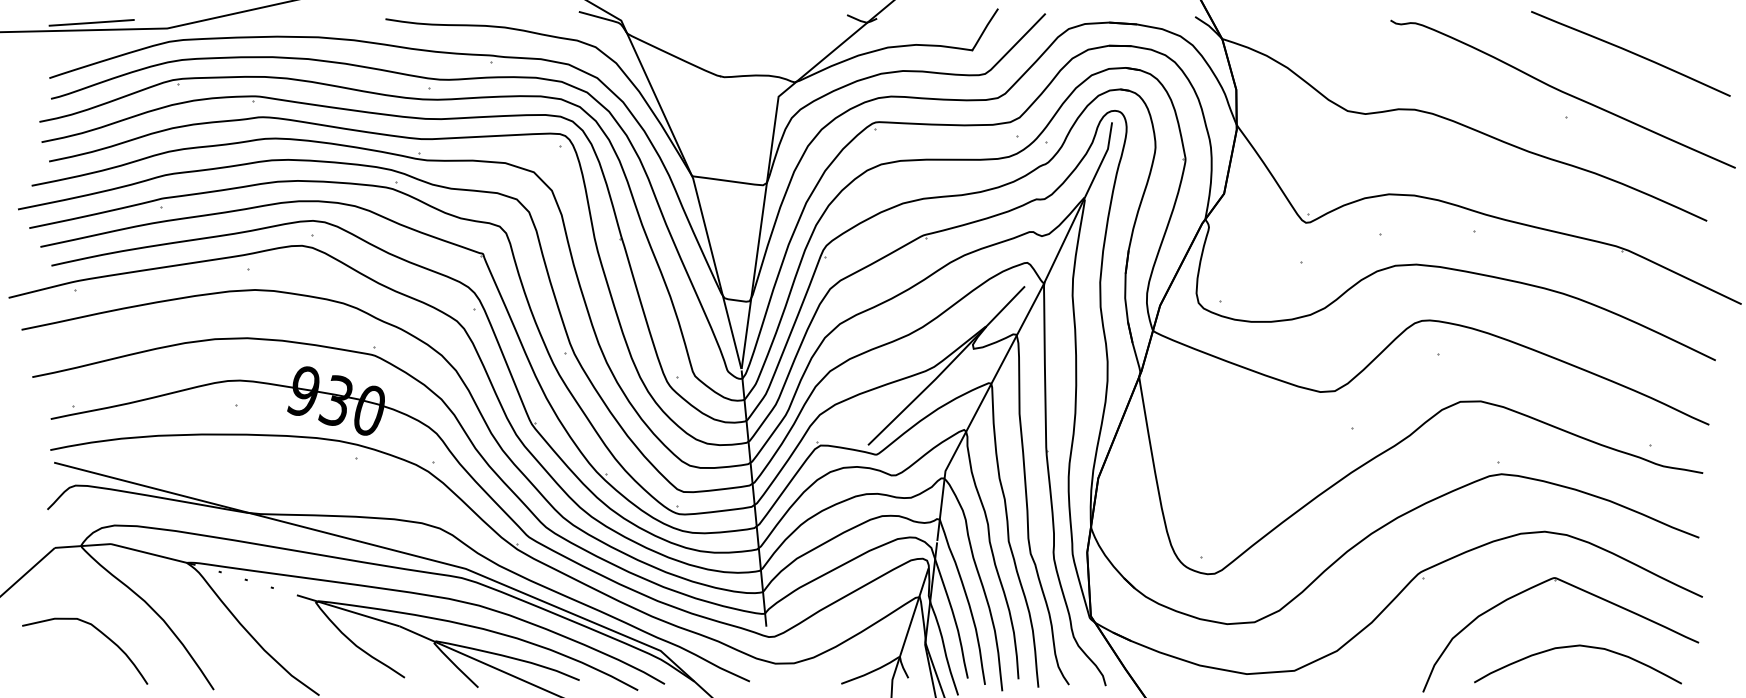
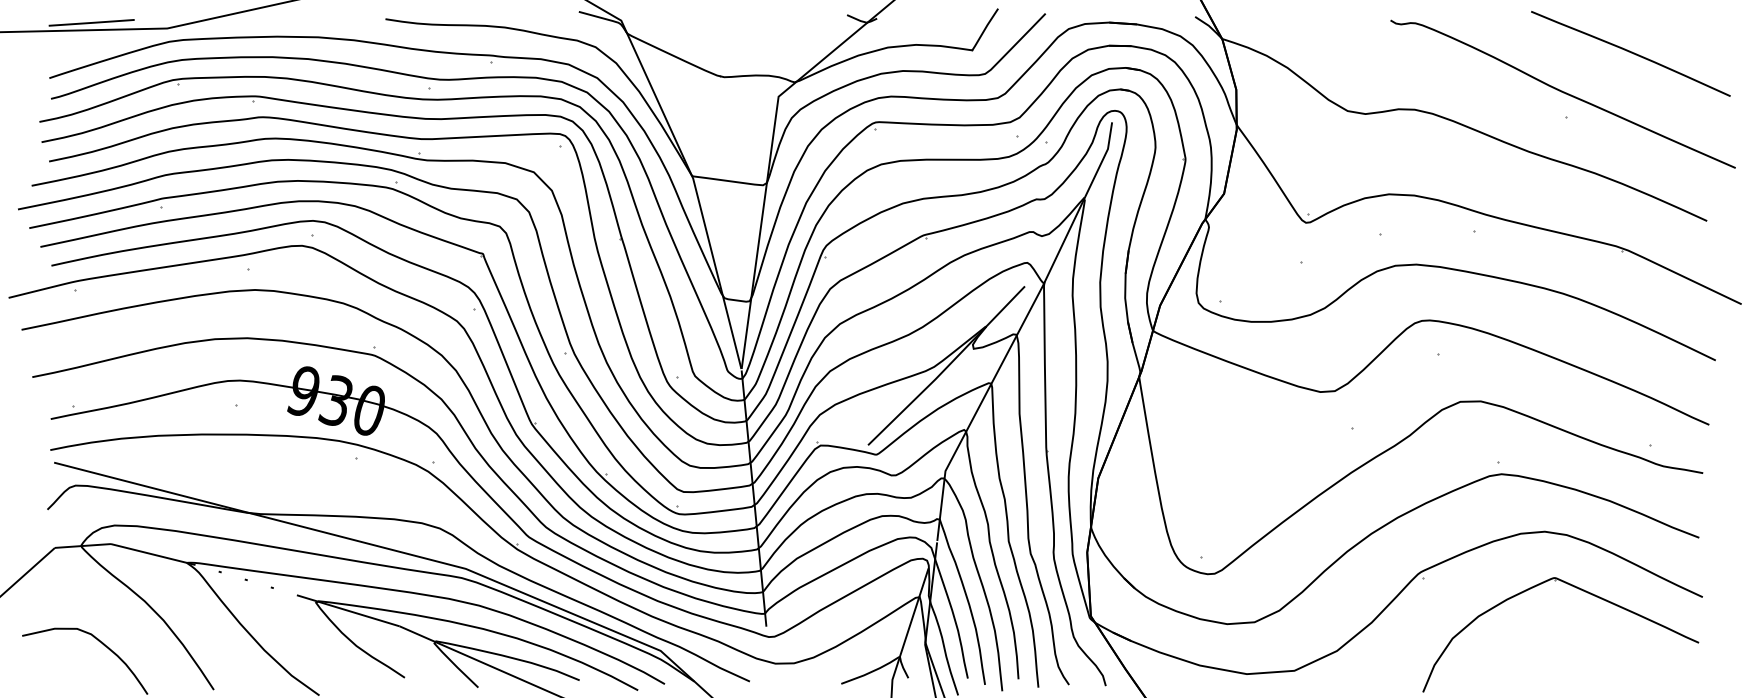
curve position: (98, 631) -> (98, 641) (98, 641)
curve: present -> none (1573, 647)
